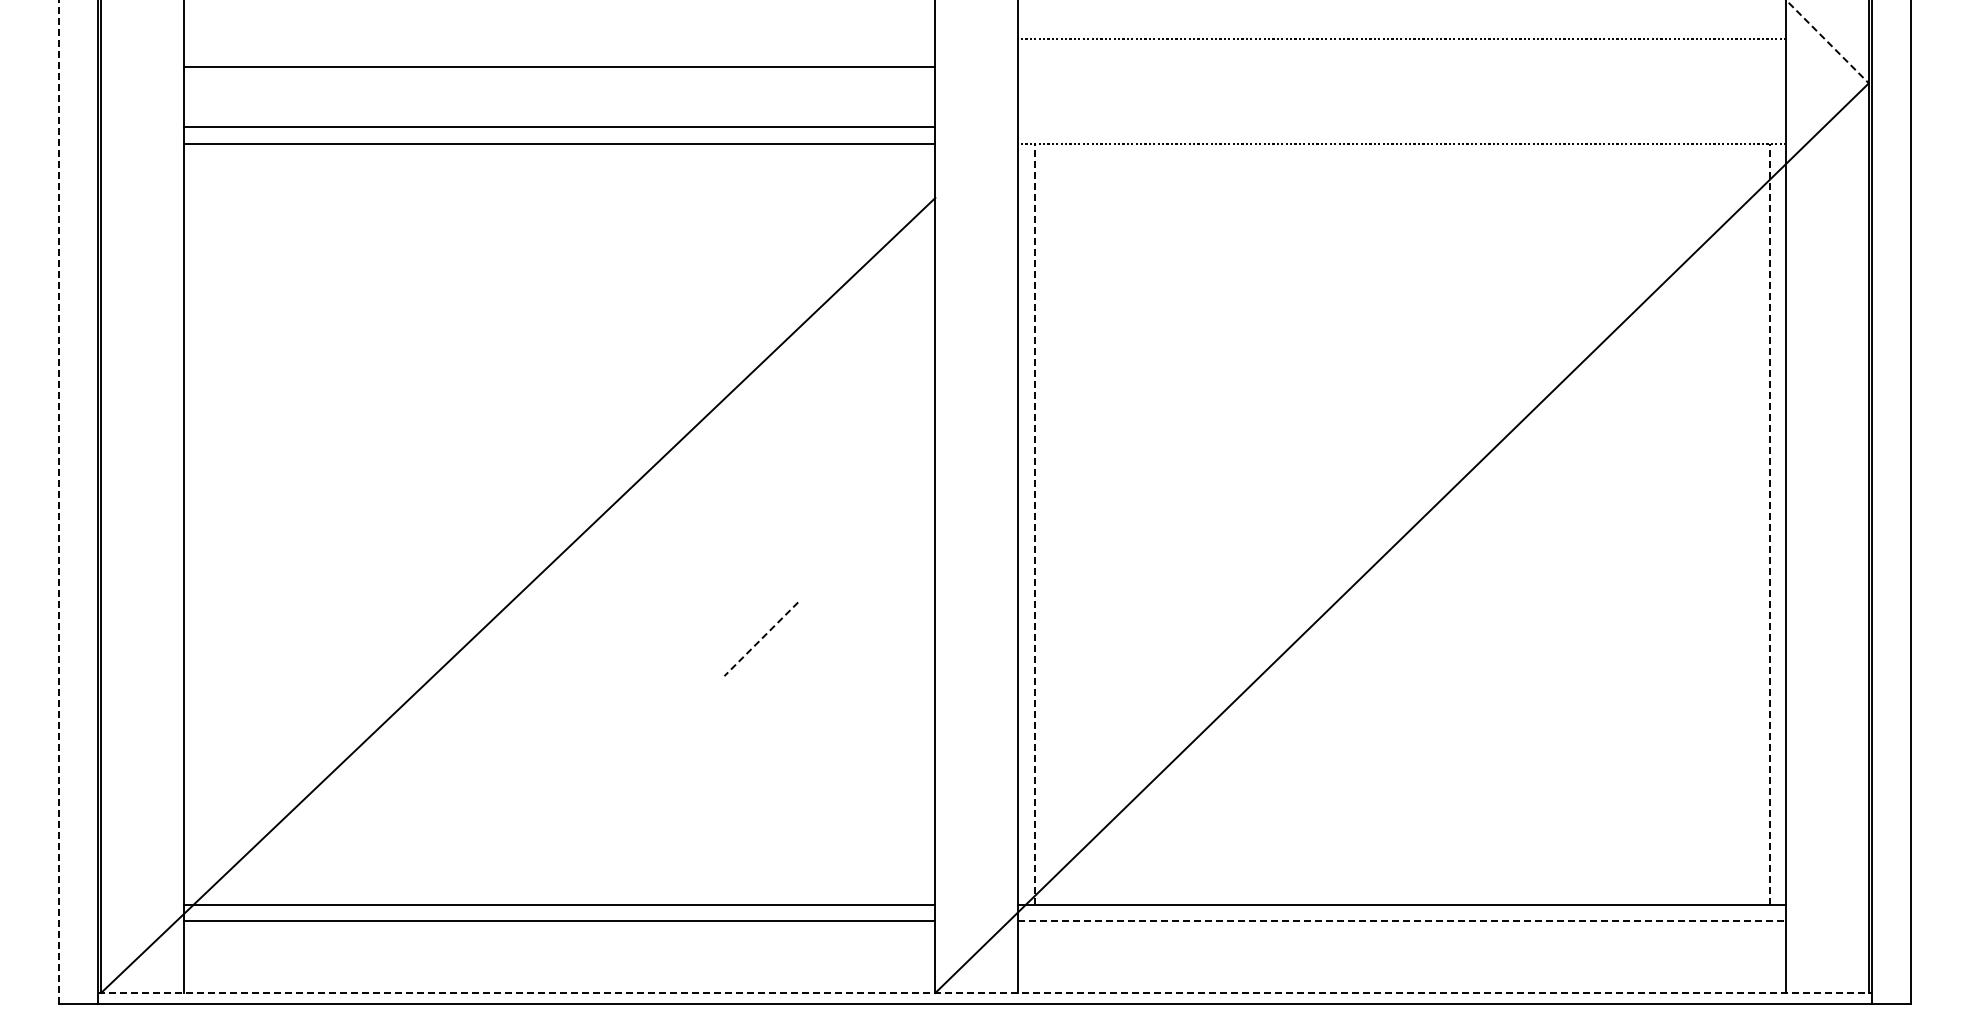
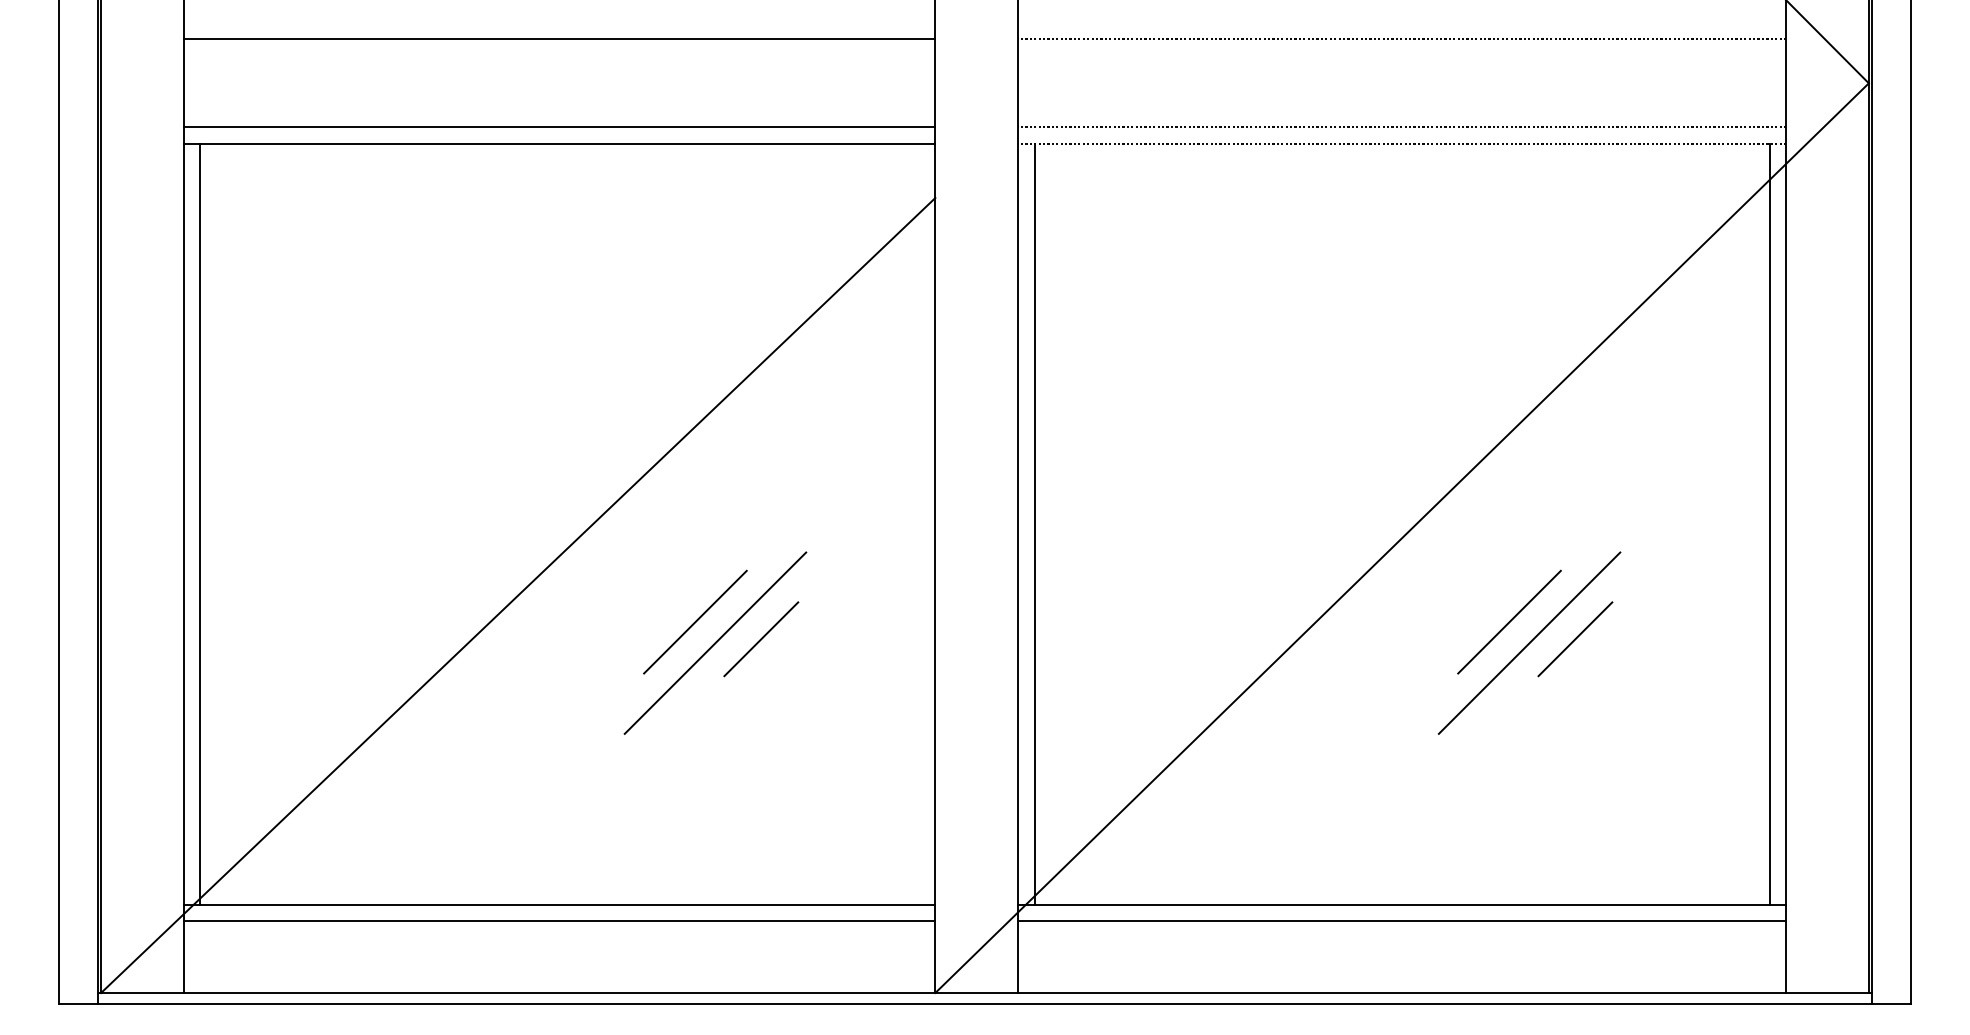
line: dashed -> solid (1827, 42)
line position: (559, 67) -> (559, 39) (559, 39)
line: none -> present (1402, 127)
line: dashed -> solid (59, 502)
line: none -> present (200, 523)
line: dashed -> solid (1034, 523)
line: dashed -> solid (1769, 523)
line: none -> present (695, 621)
line: none -> present (1509, 621)
line: dashed -> solid (760, 639)
line: none -> present (1575, 639)
line: none -> present (715, 642)
line: none -> present (1529, 642)
line: dashed -> solid (1402, 921)
line: dashed -> solid (985, 993)
